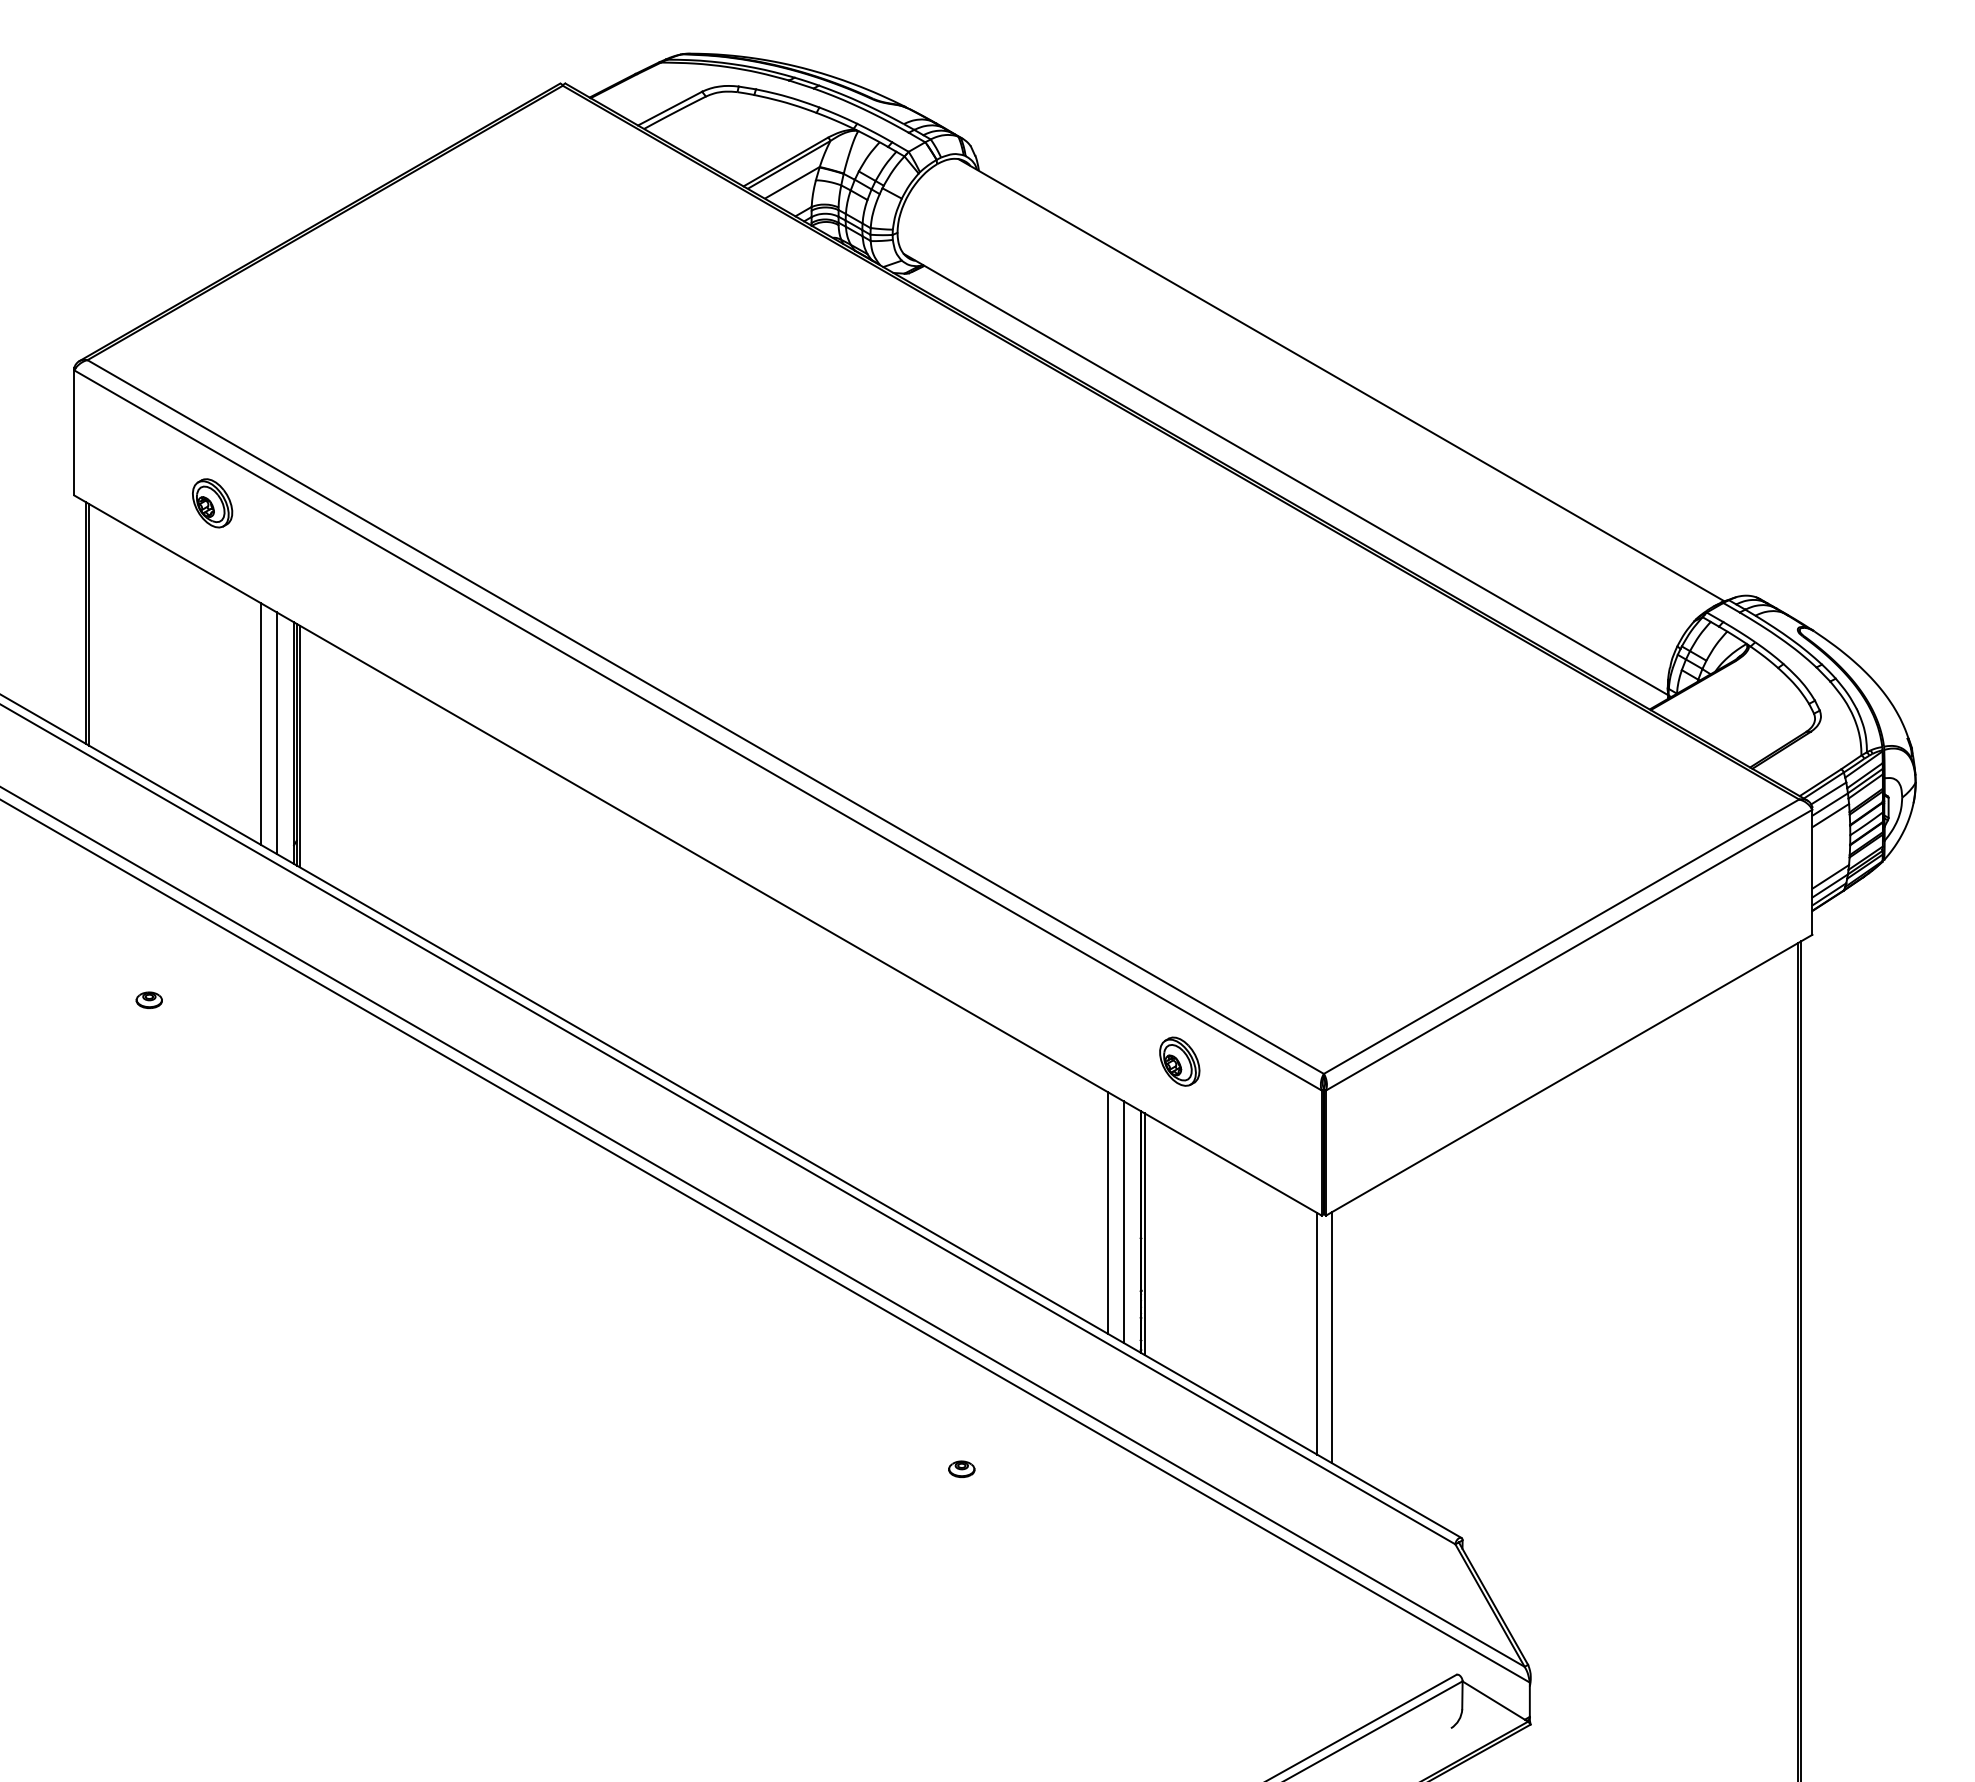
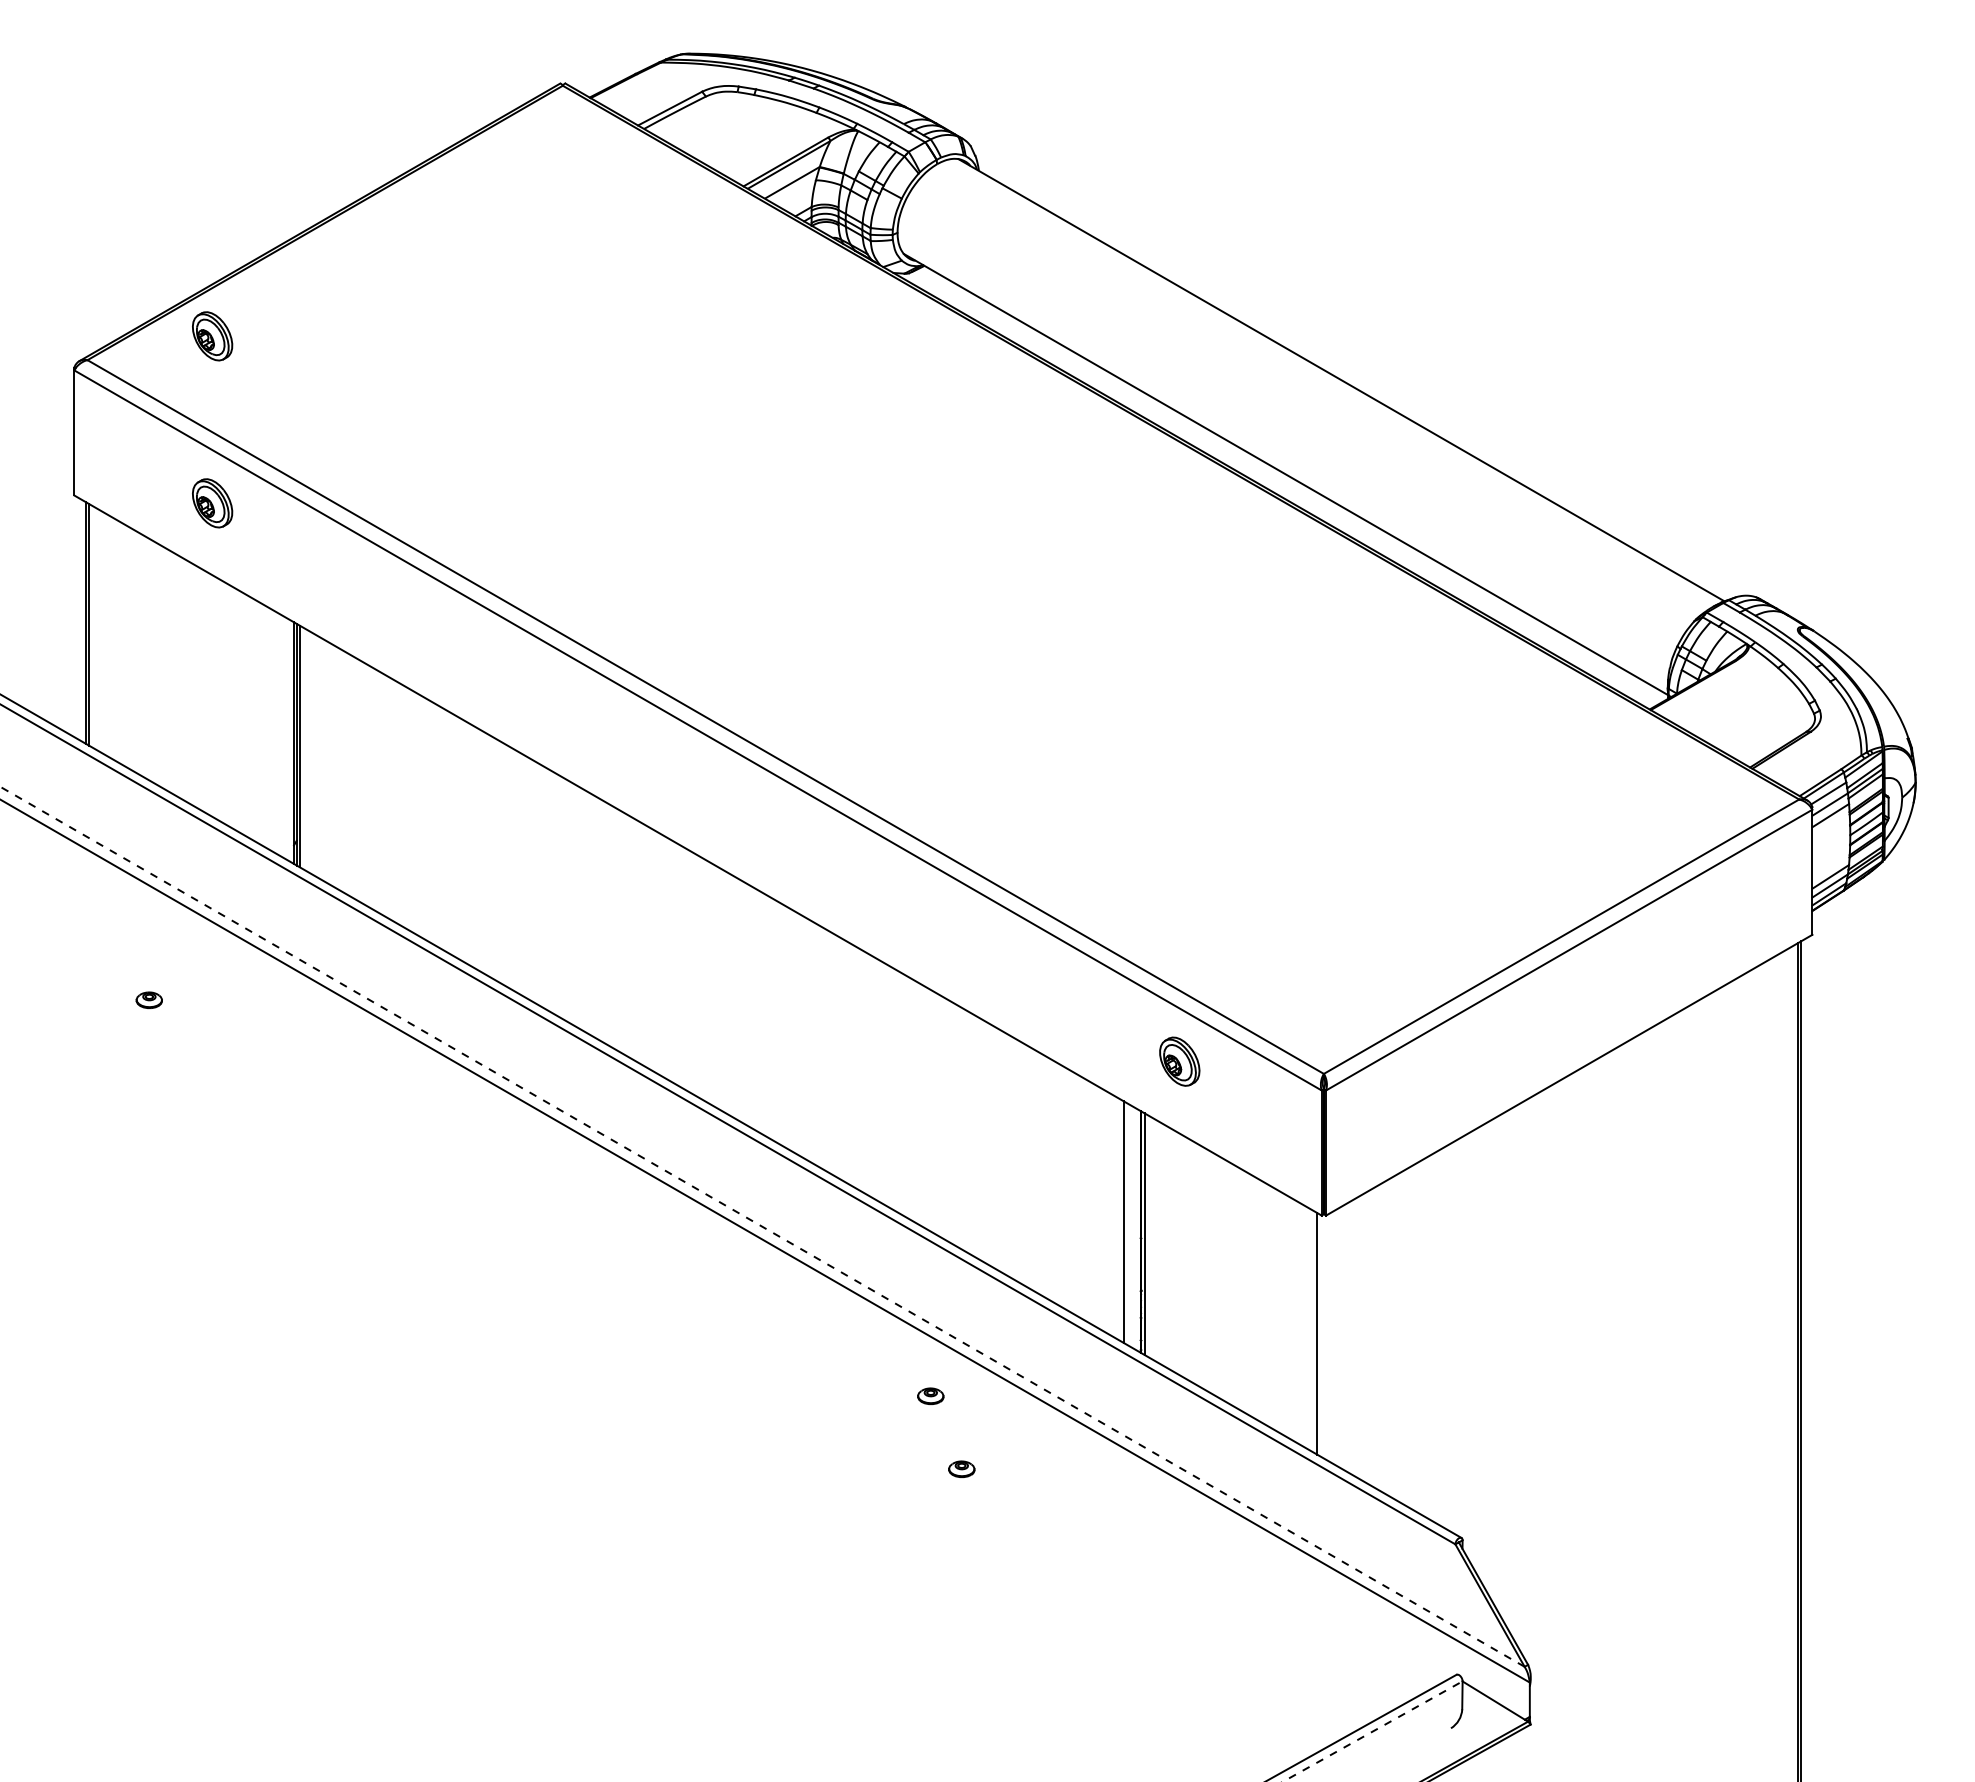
part: none -> present (212, 336)
line: present -> none (261, 724)
line: present -> none (276, 733)
line: present -> none (1108, 1212)
line: solid -> dashed (762, 1226)
line: present -> none (1332, 1337)
part: none -> present (930, 1395)
line: solid -> dashed (1372, 1731)
